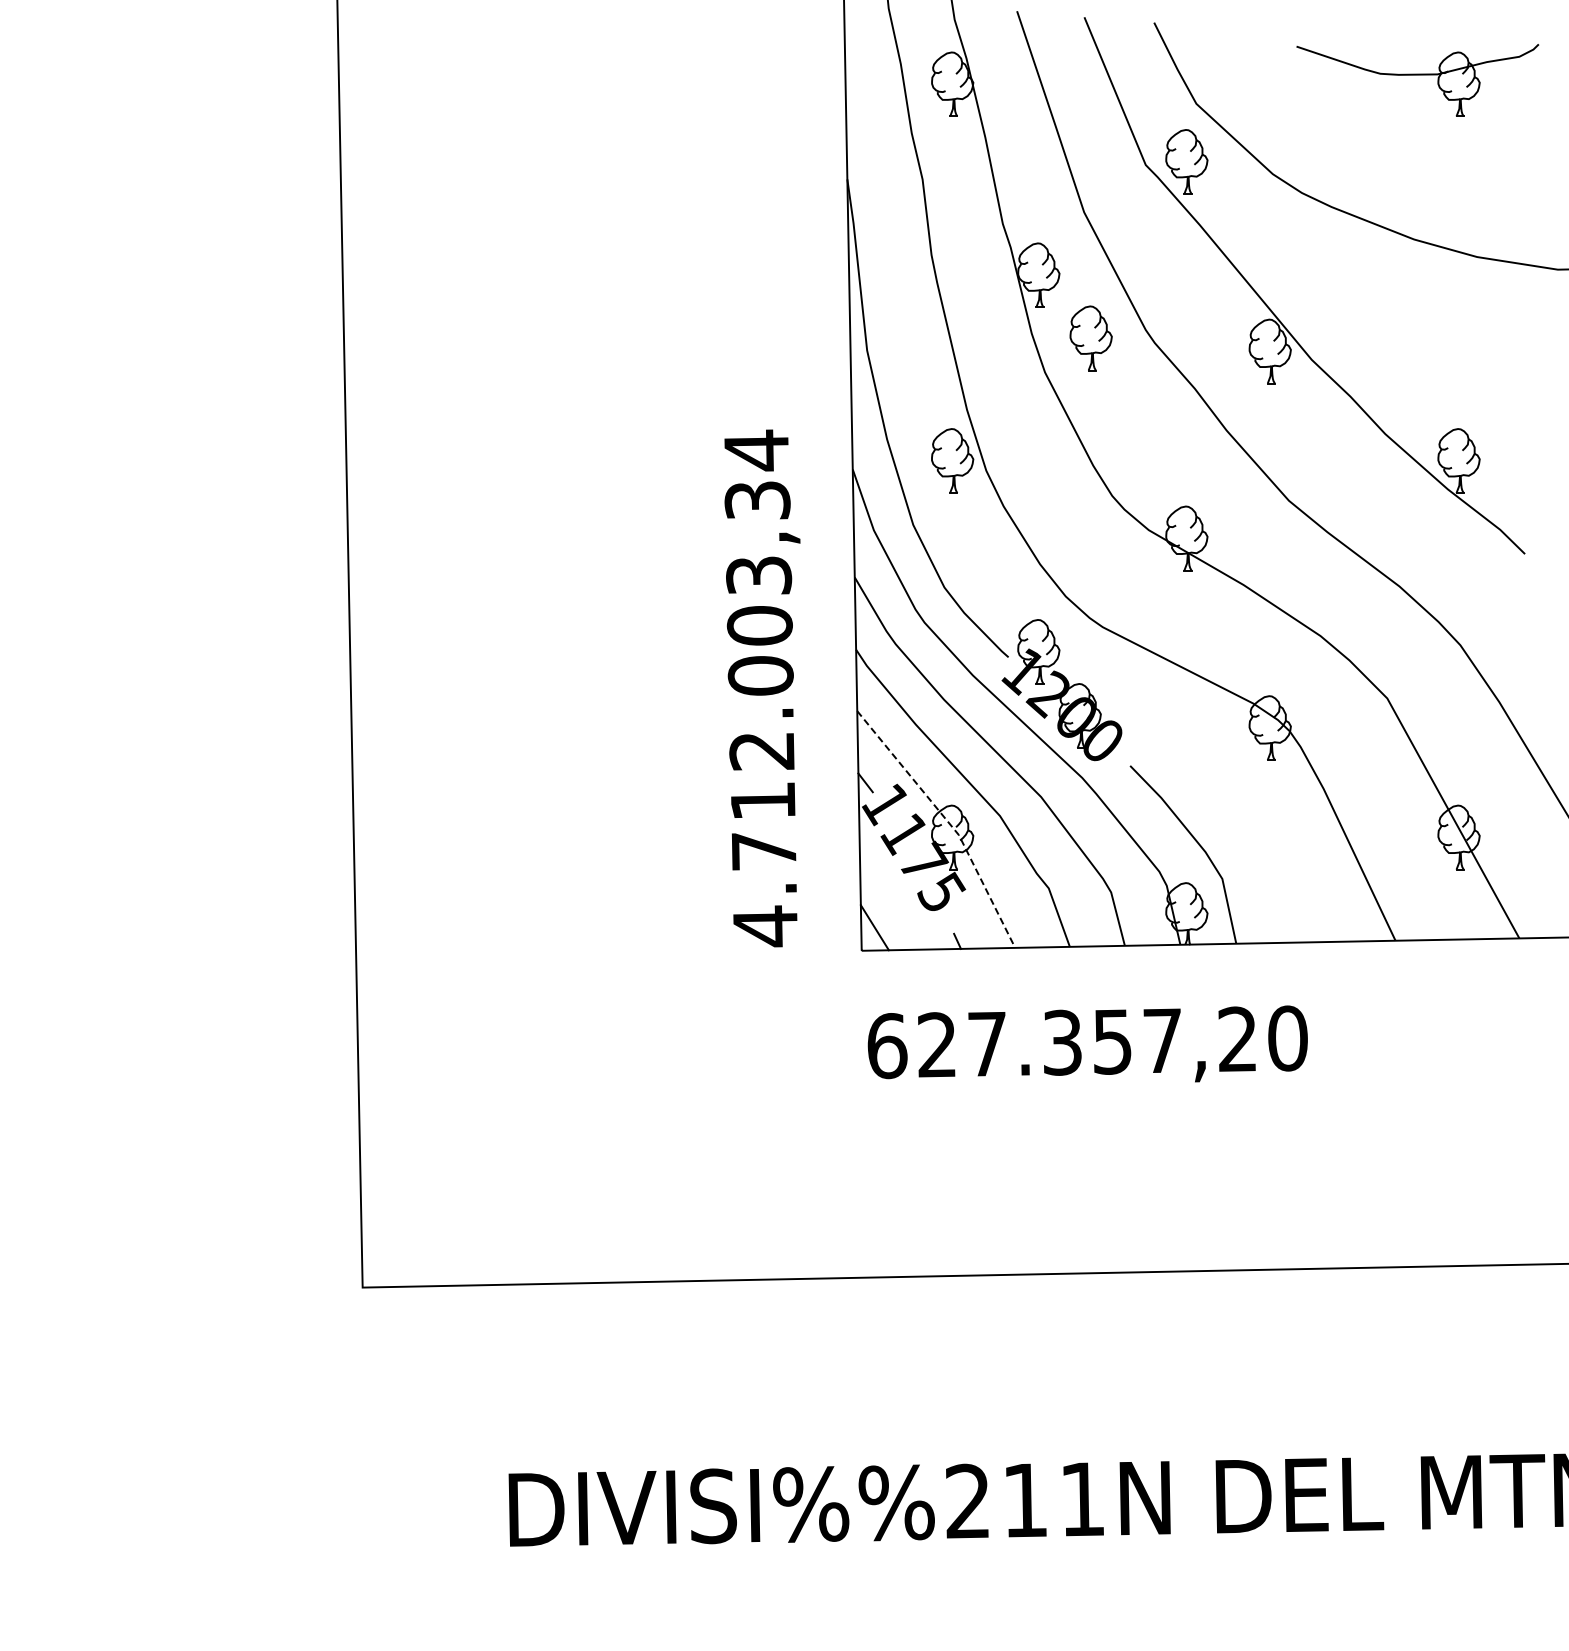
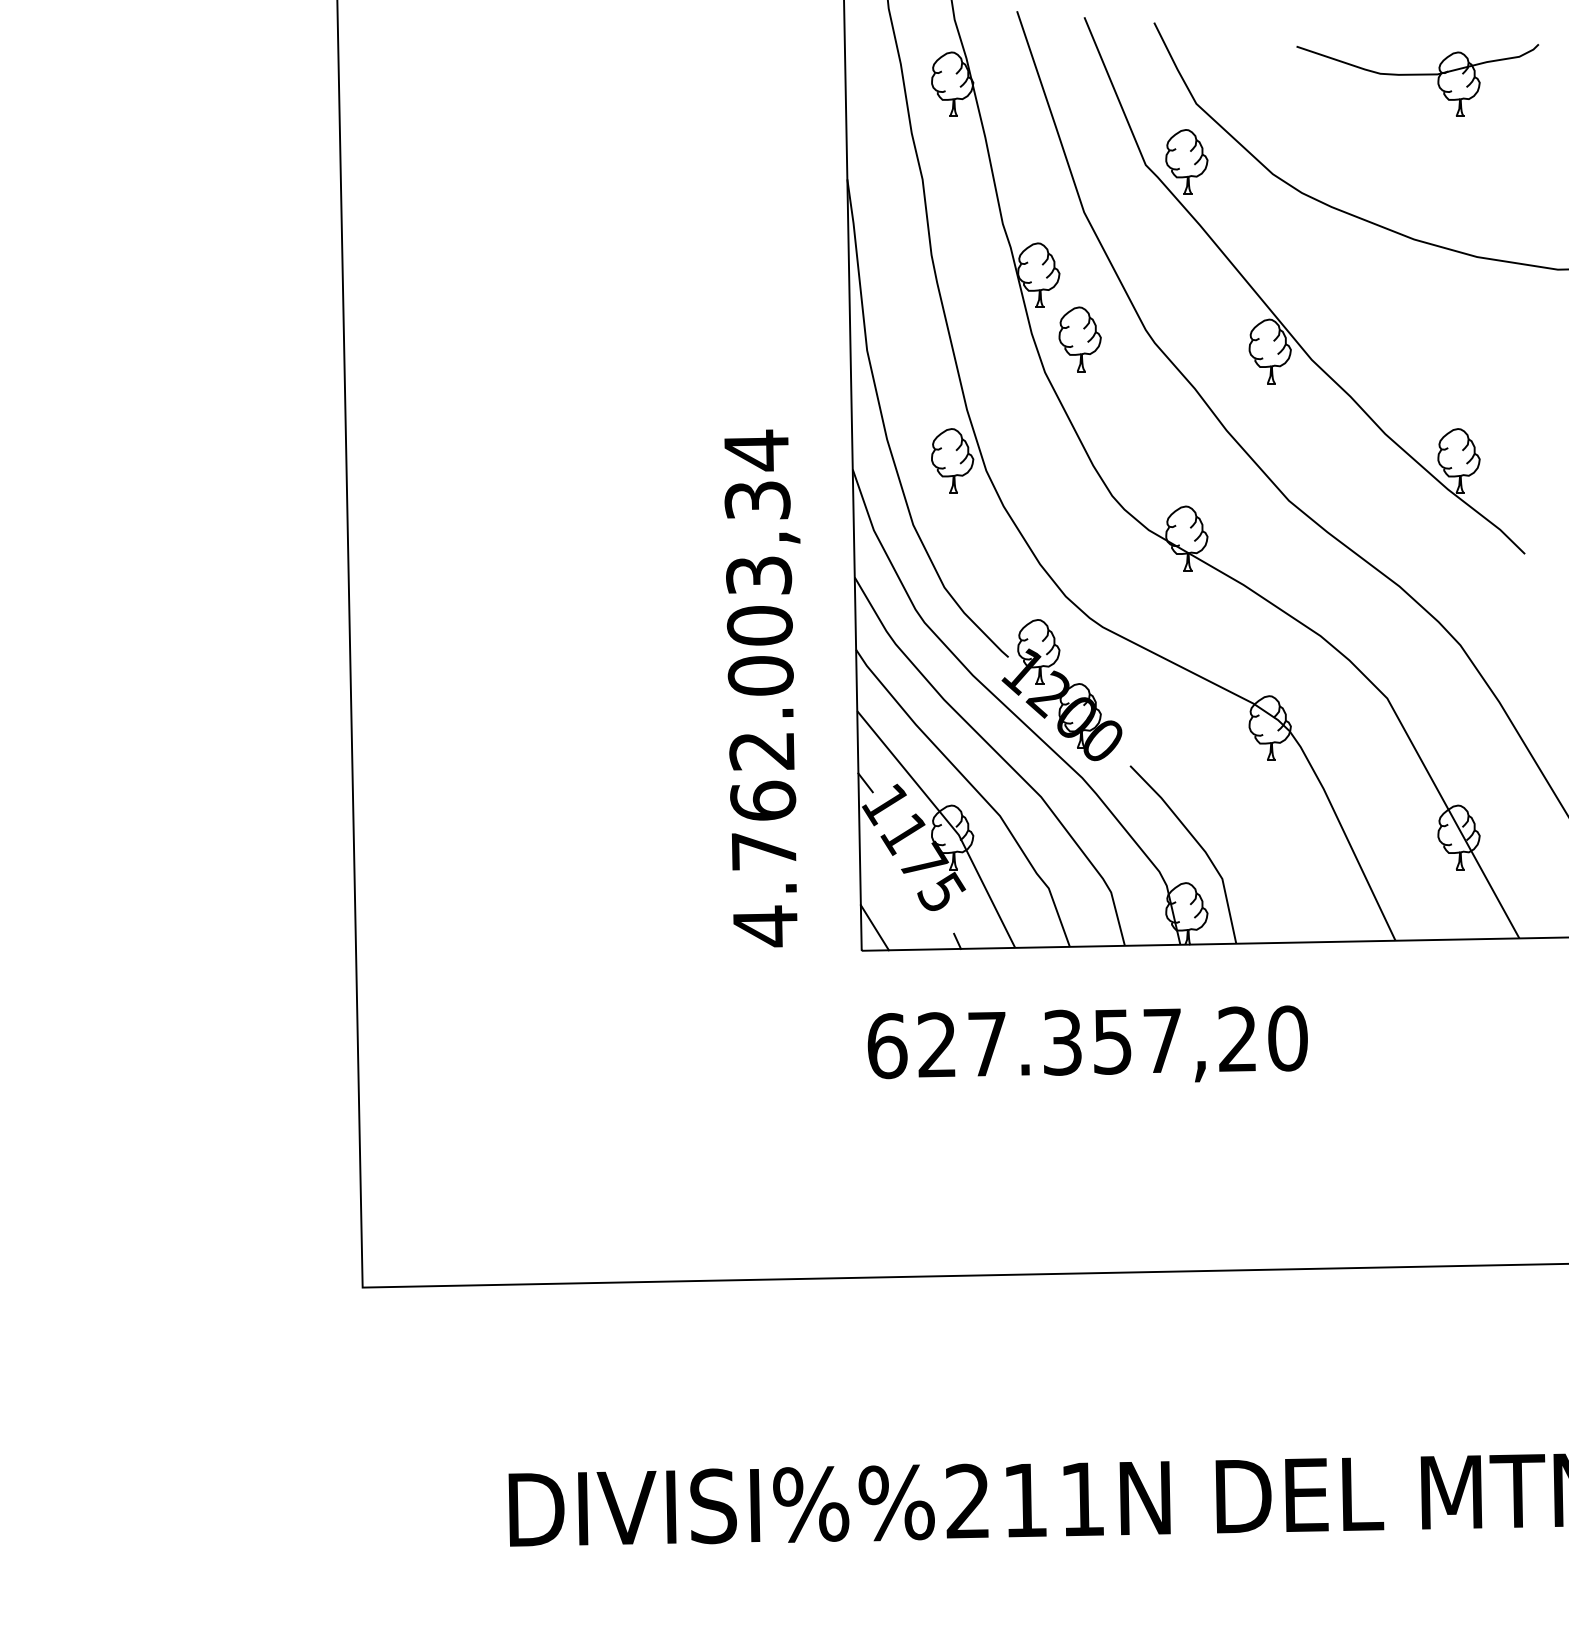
part position: (1090, 338) -> (1079, 339) (1079, 339)
text: 4.712.003,34 -> 4.762.003,34 (763, 800)
line: dashed -> solid (948, 822)
